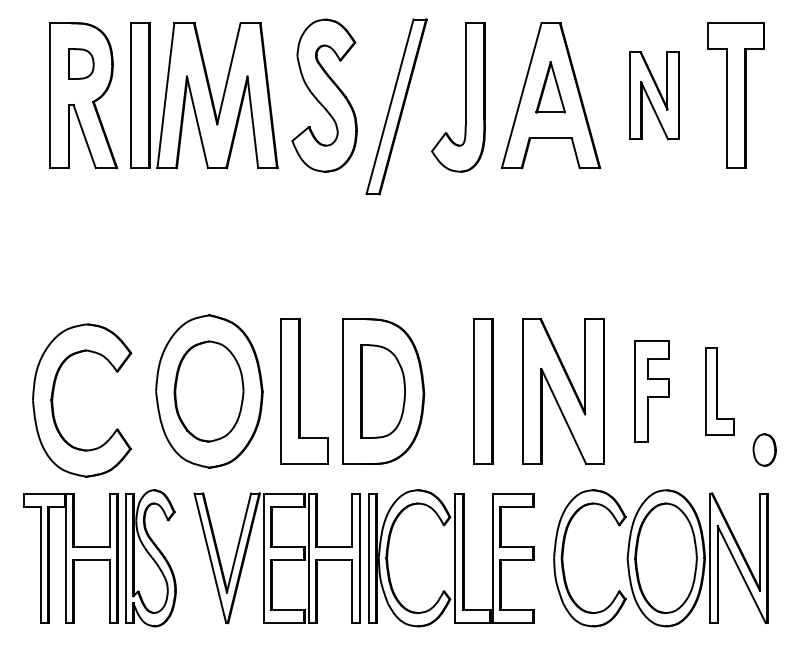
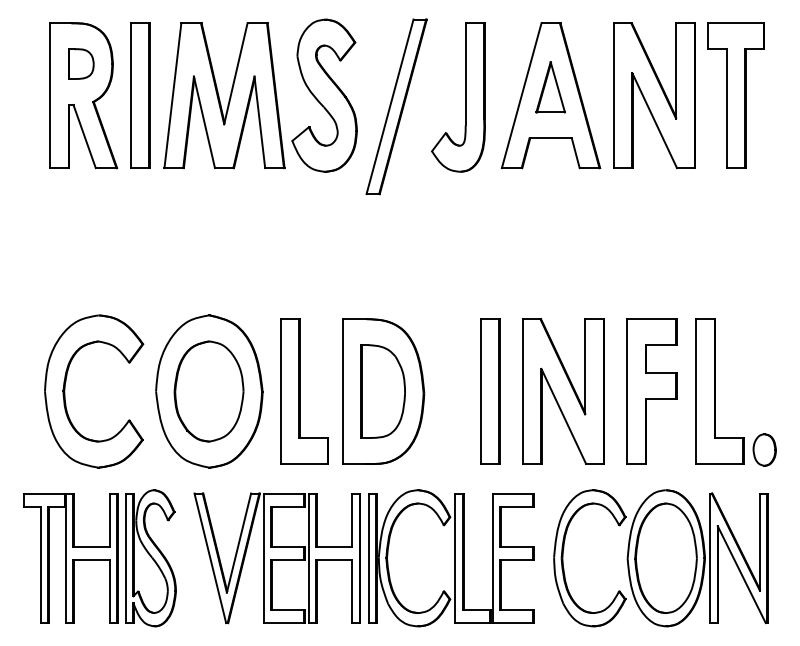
part position: (217, 95) -> (224, 95) (224, 95)
part size: 51x90 px -> 83x148 px (654, 95)
part position: (483, 391) -> (490, 391) (490, 391)
part size: 36x103 px -> 52x147 px (651, 391)
part size: 30x89 px -> 50x147 px (719, 391)
part position: (53, 400) -> (65, 391) (65, 391)
